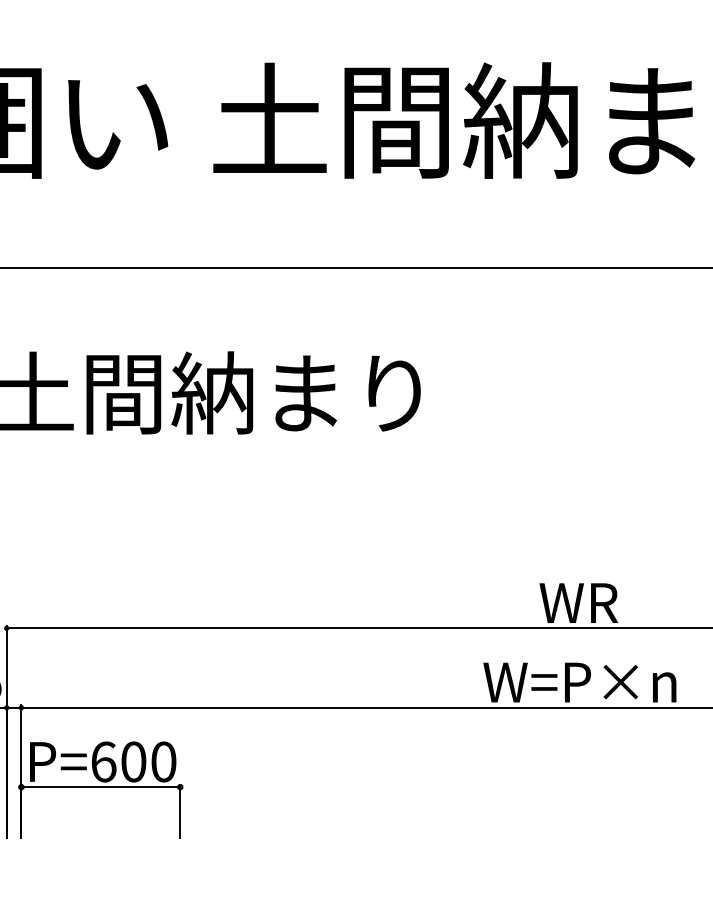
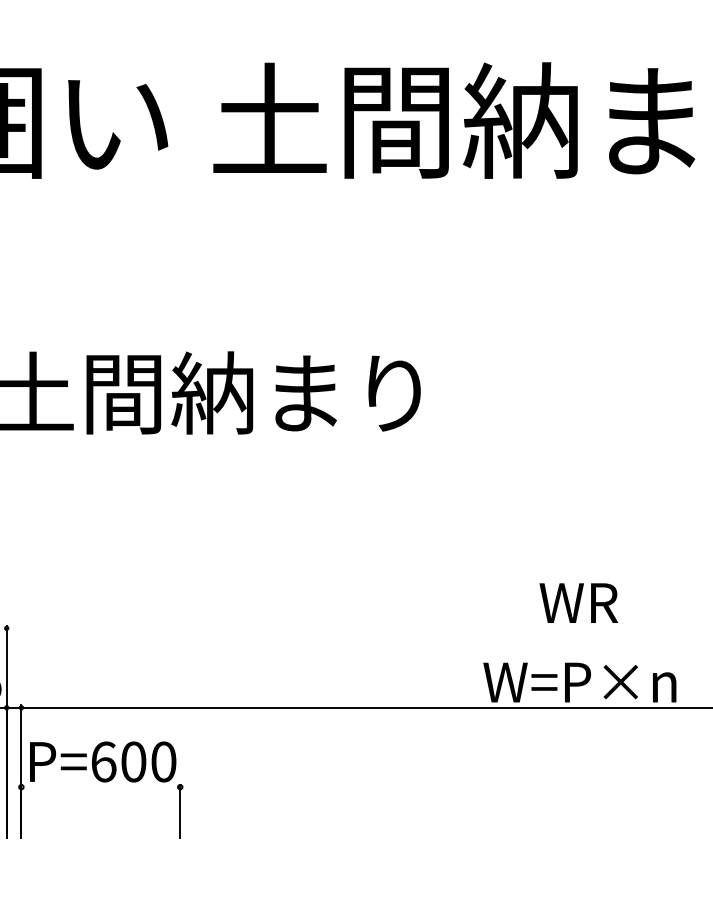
line: present -> none (355, 268)
line: present -> none (357, 628)
line: present -> none (100, 787)
